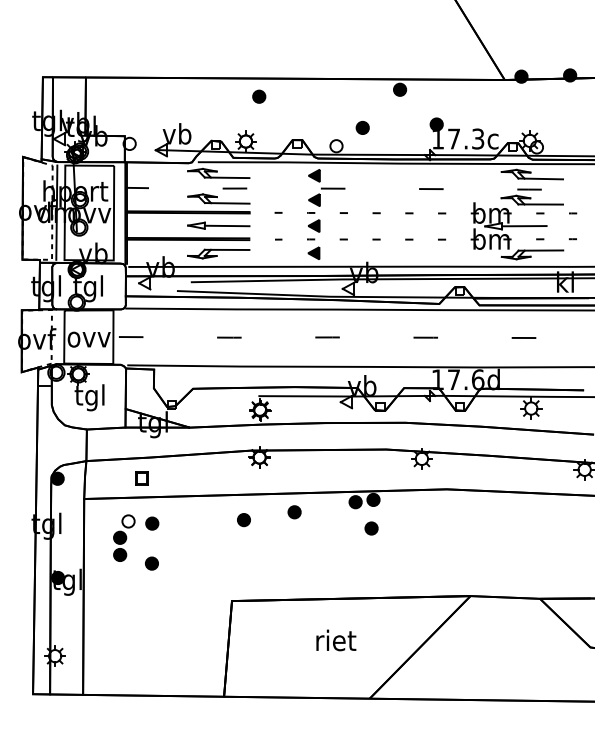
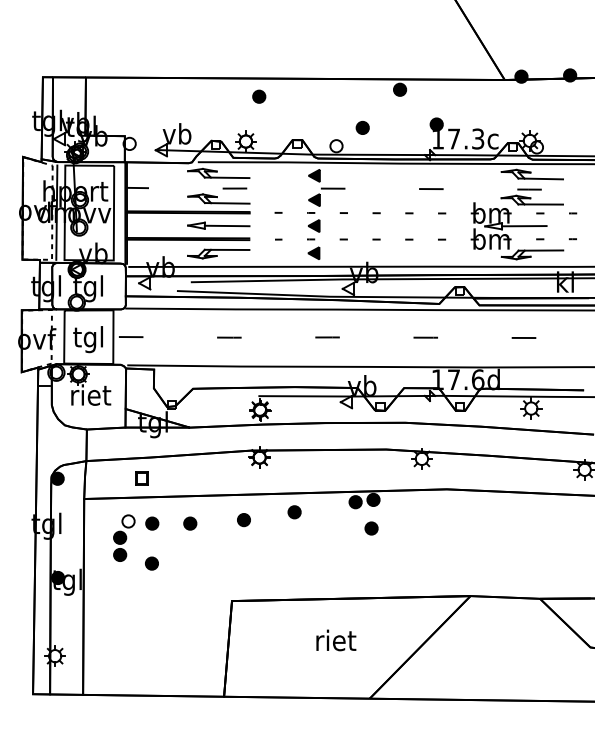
text: ovv -> tgl (88, 339)
text: tgl -> riet (91, 397)
part: none -> present (190, 523)
